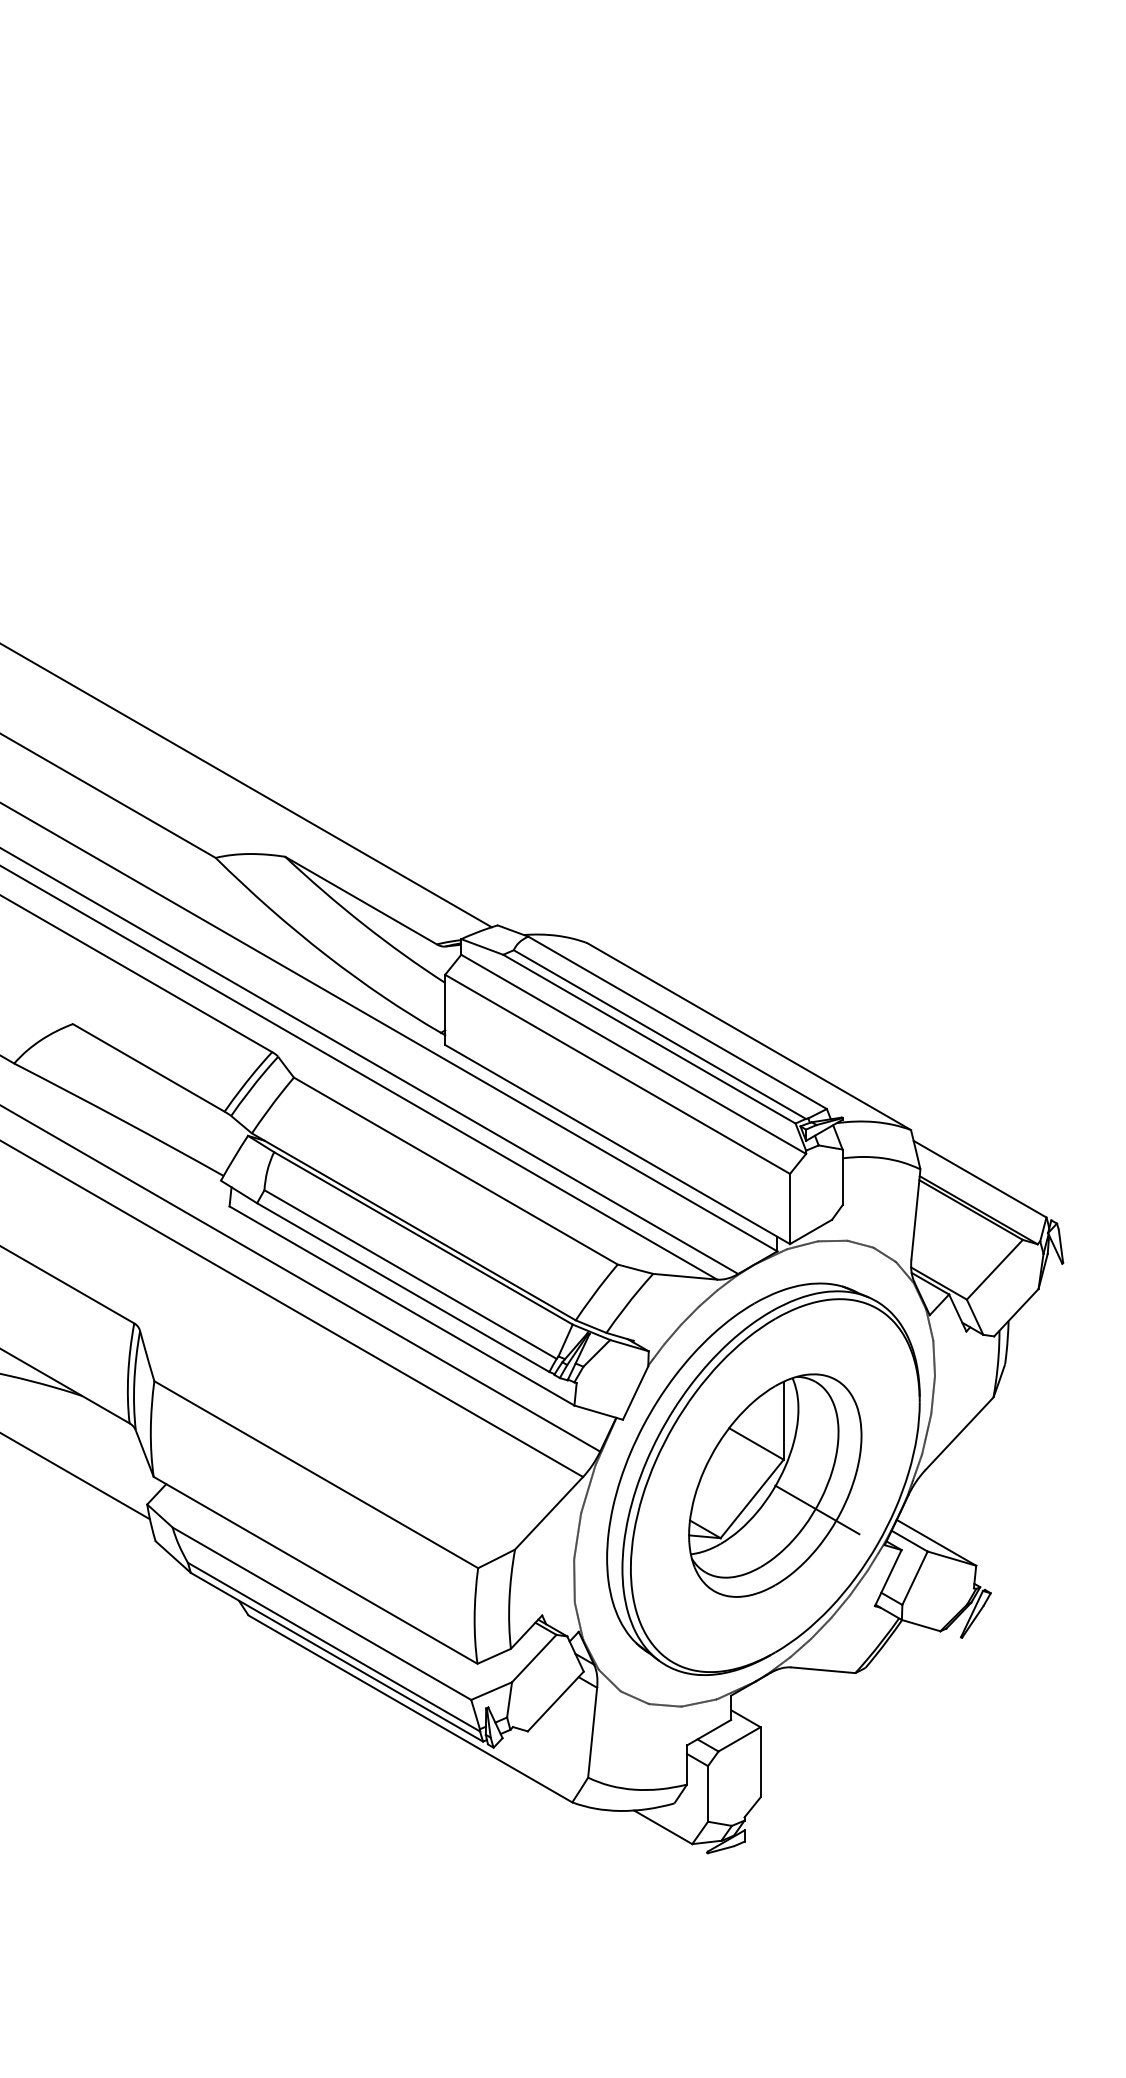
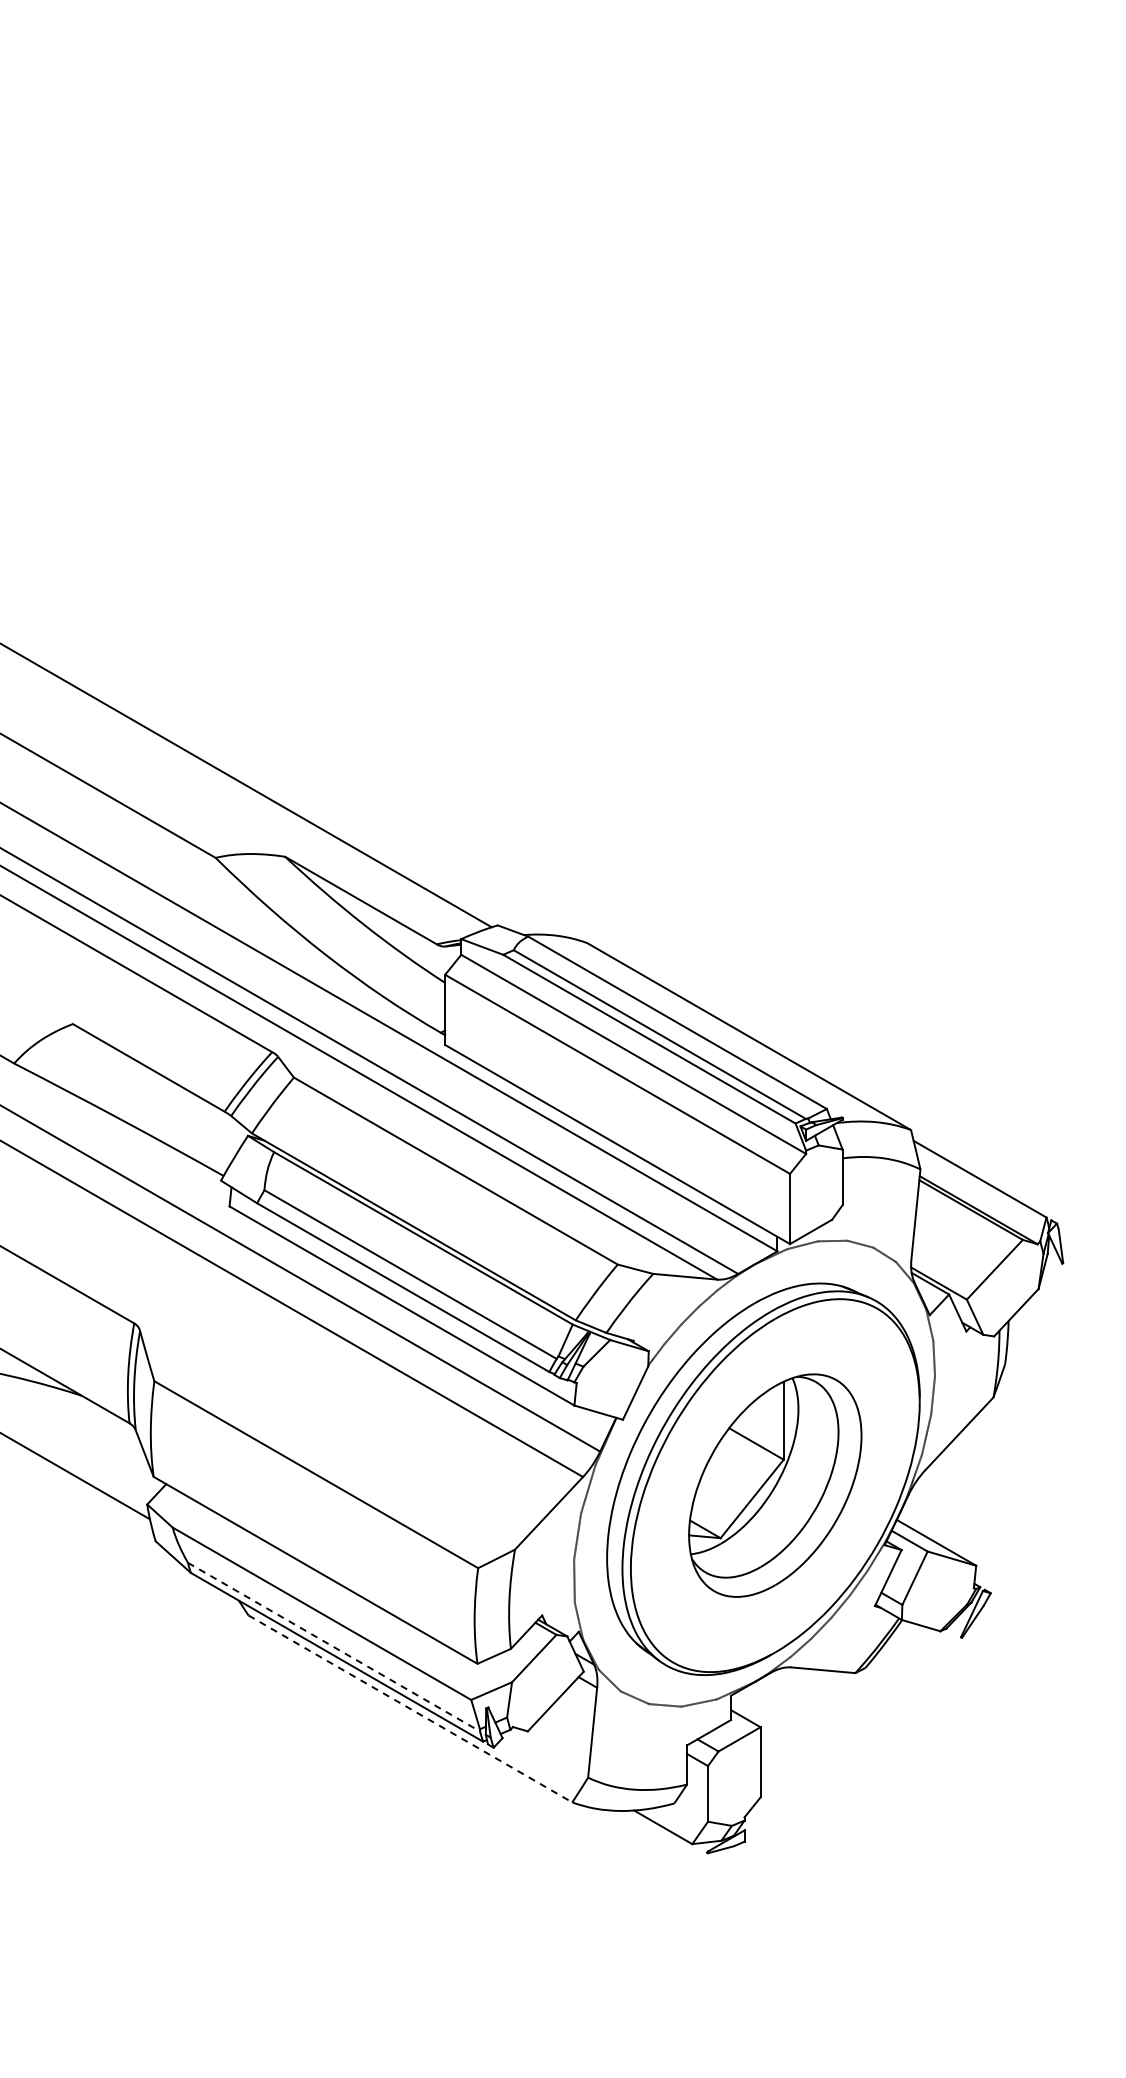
line: present -> none (817, 1509)
line: solid -> dashed (334, 1647)
line: solid -> dashed (410, 1708)
